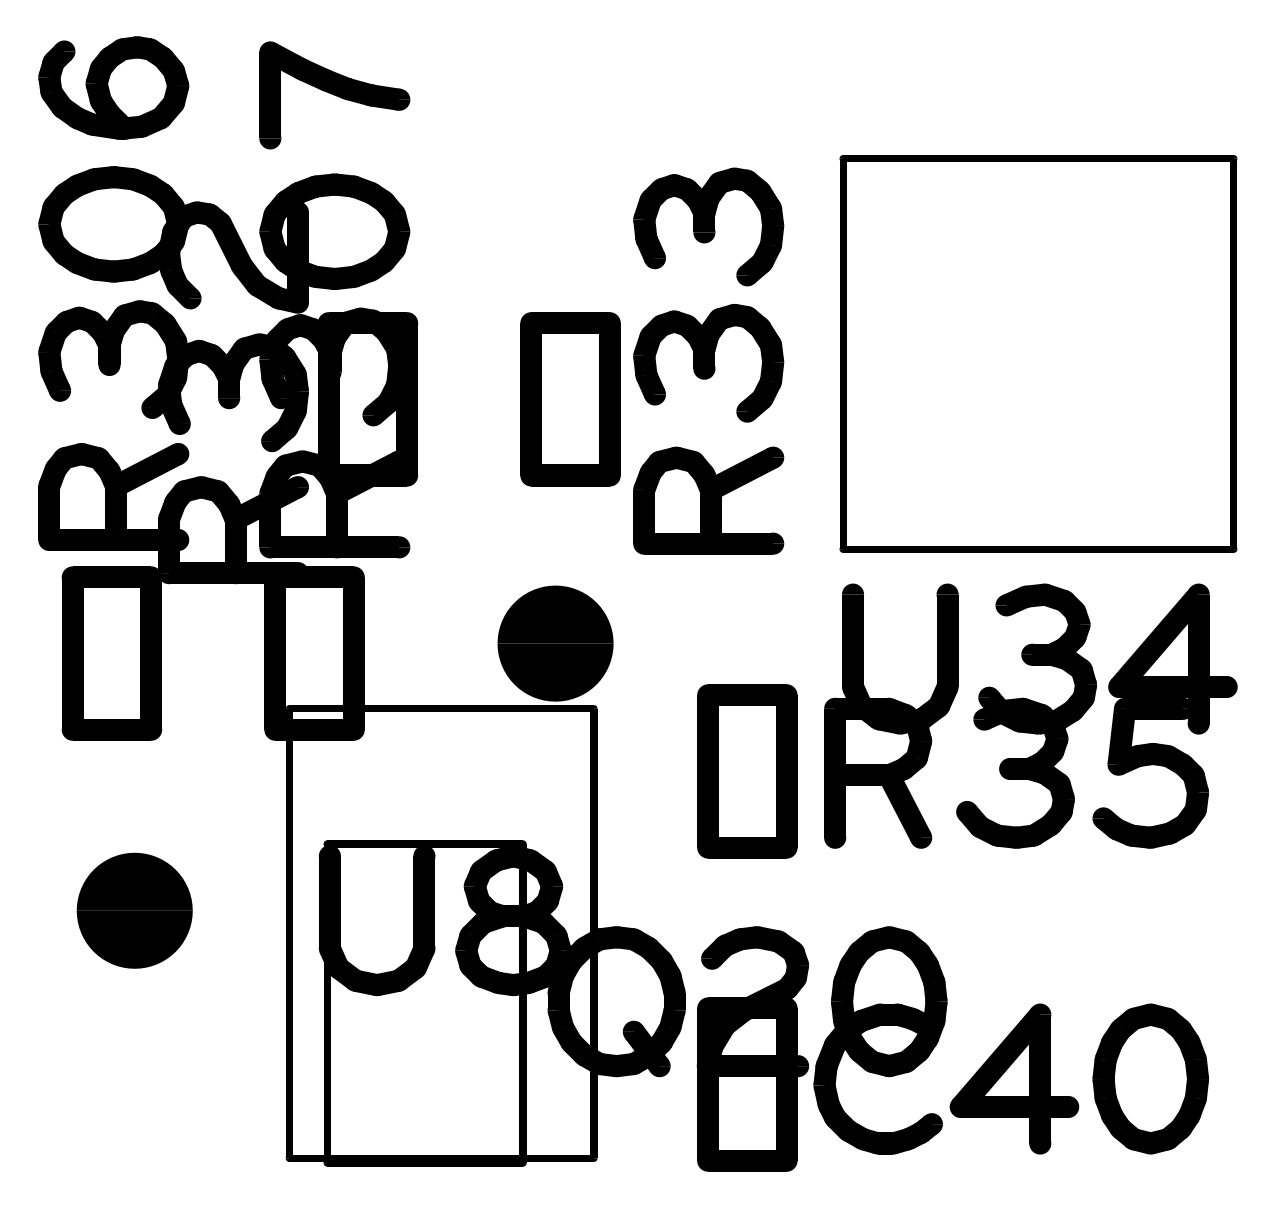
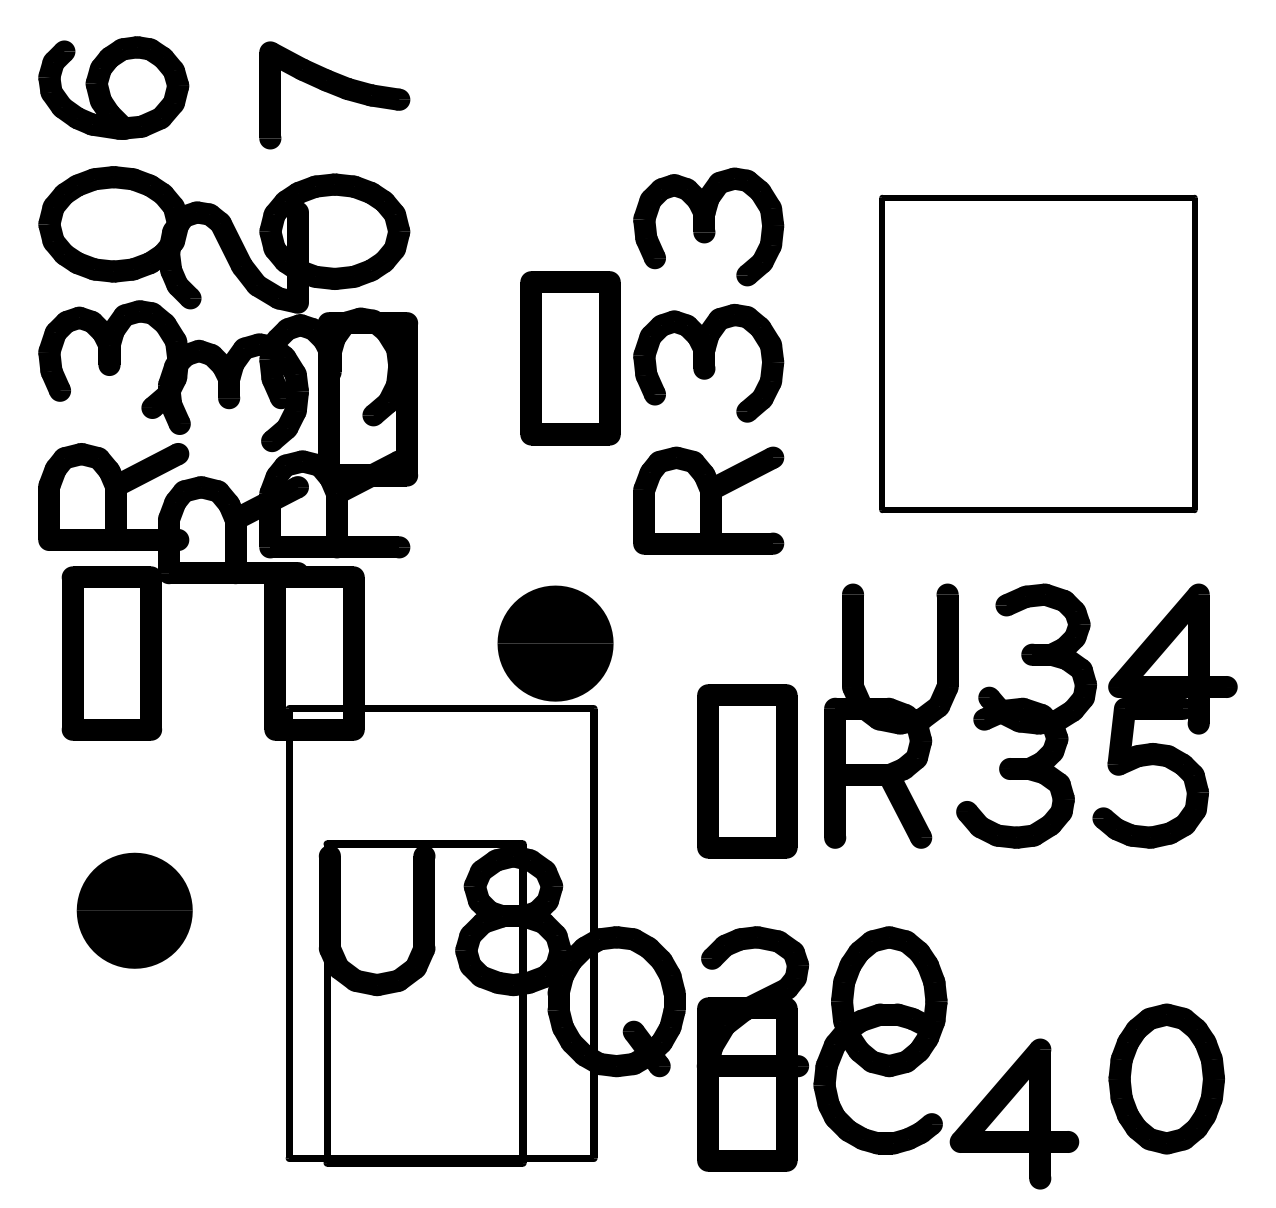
part size: 399x398 px -> 319x319 px (1038, 353)
part position: (570, 399) -> (570, 358) (570, 358)
part position: (1014, 1078) -> (1014, 1113) (1014, 1113)
part position: (1150, 1078) -> (1166, 1078) (1166, 1078)
